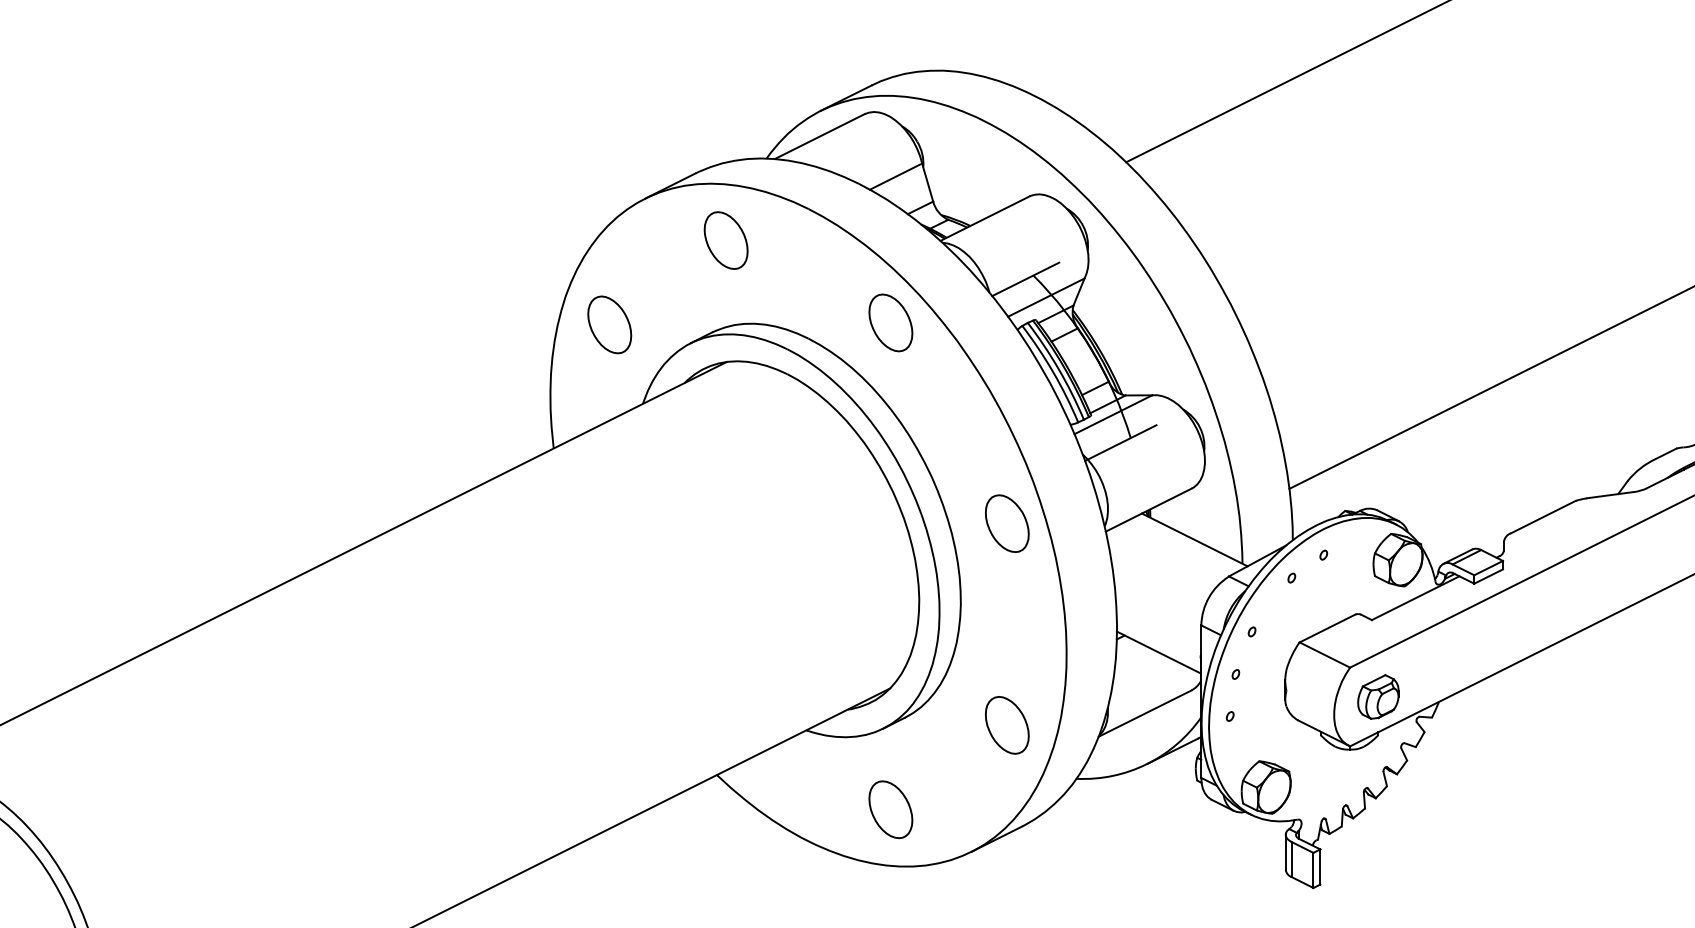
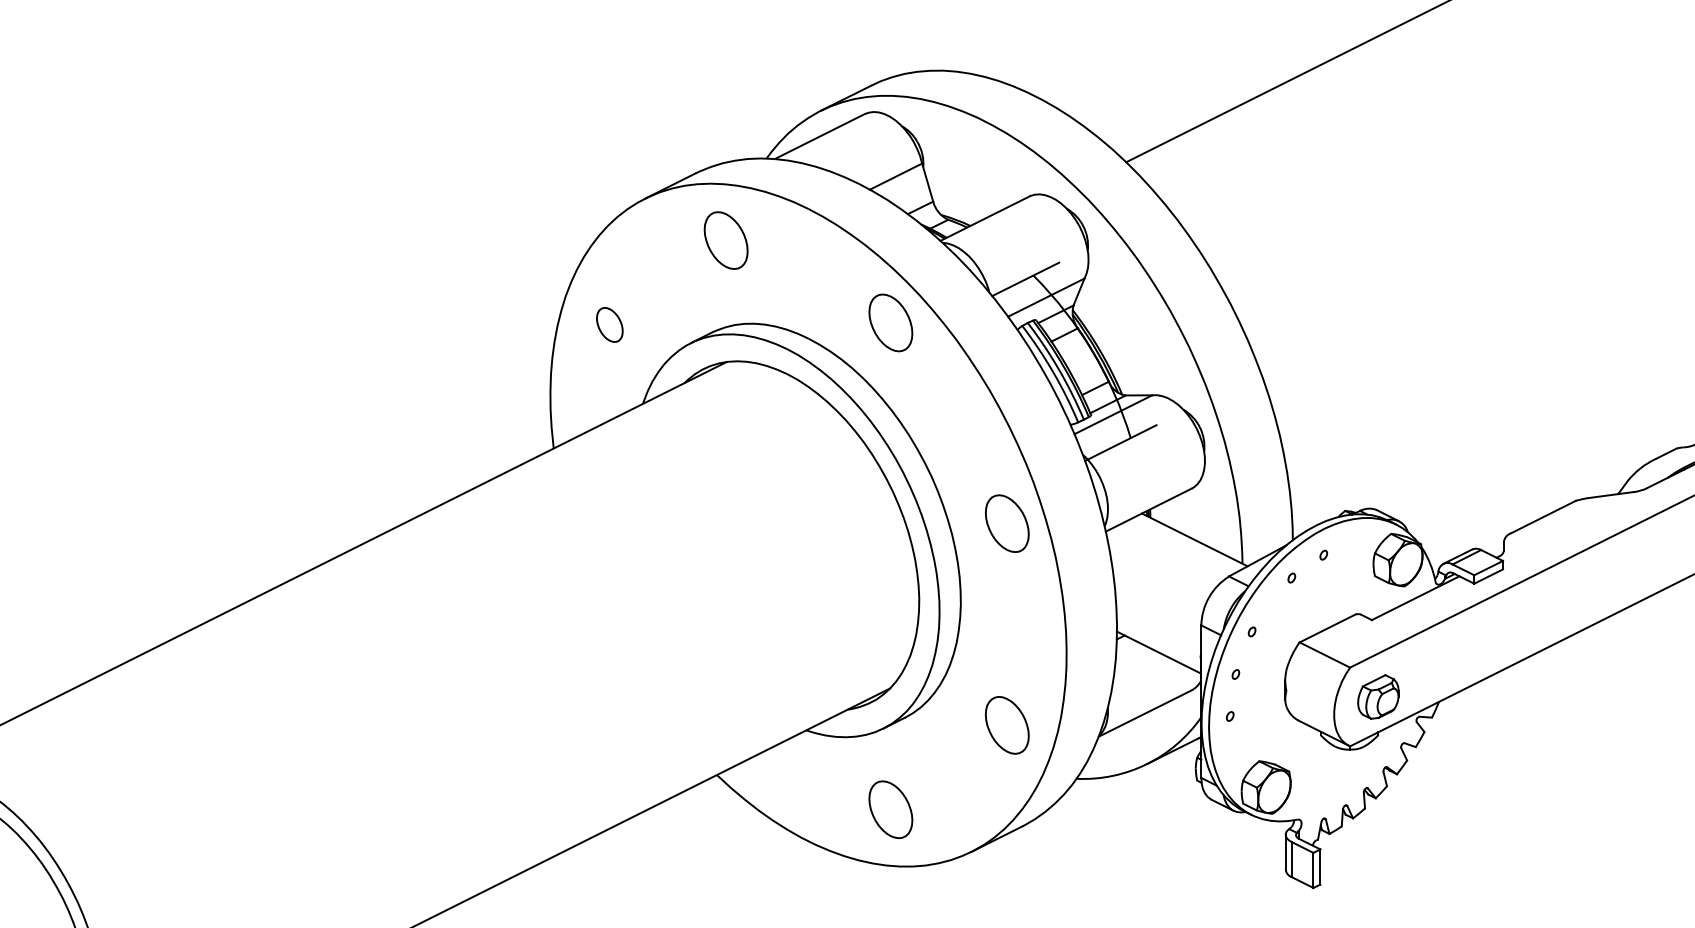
part size: 46x60 px -> 28x36 px (609, 324)
line: present -> none (1490, 387)
